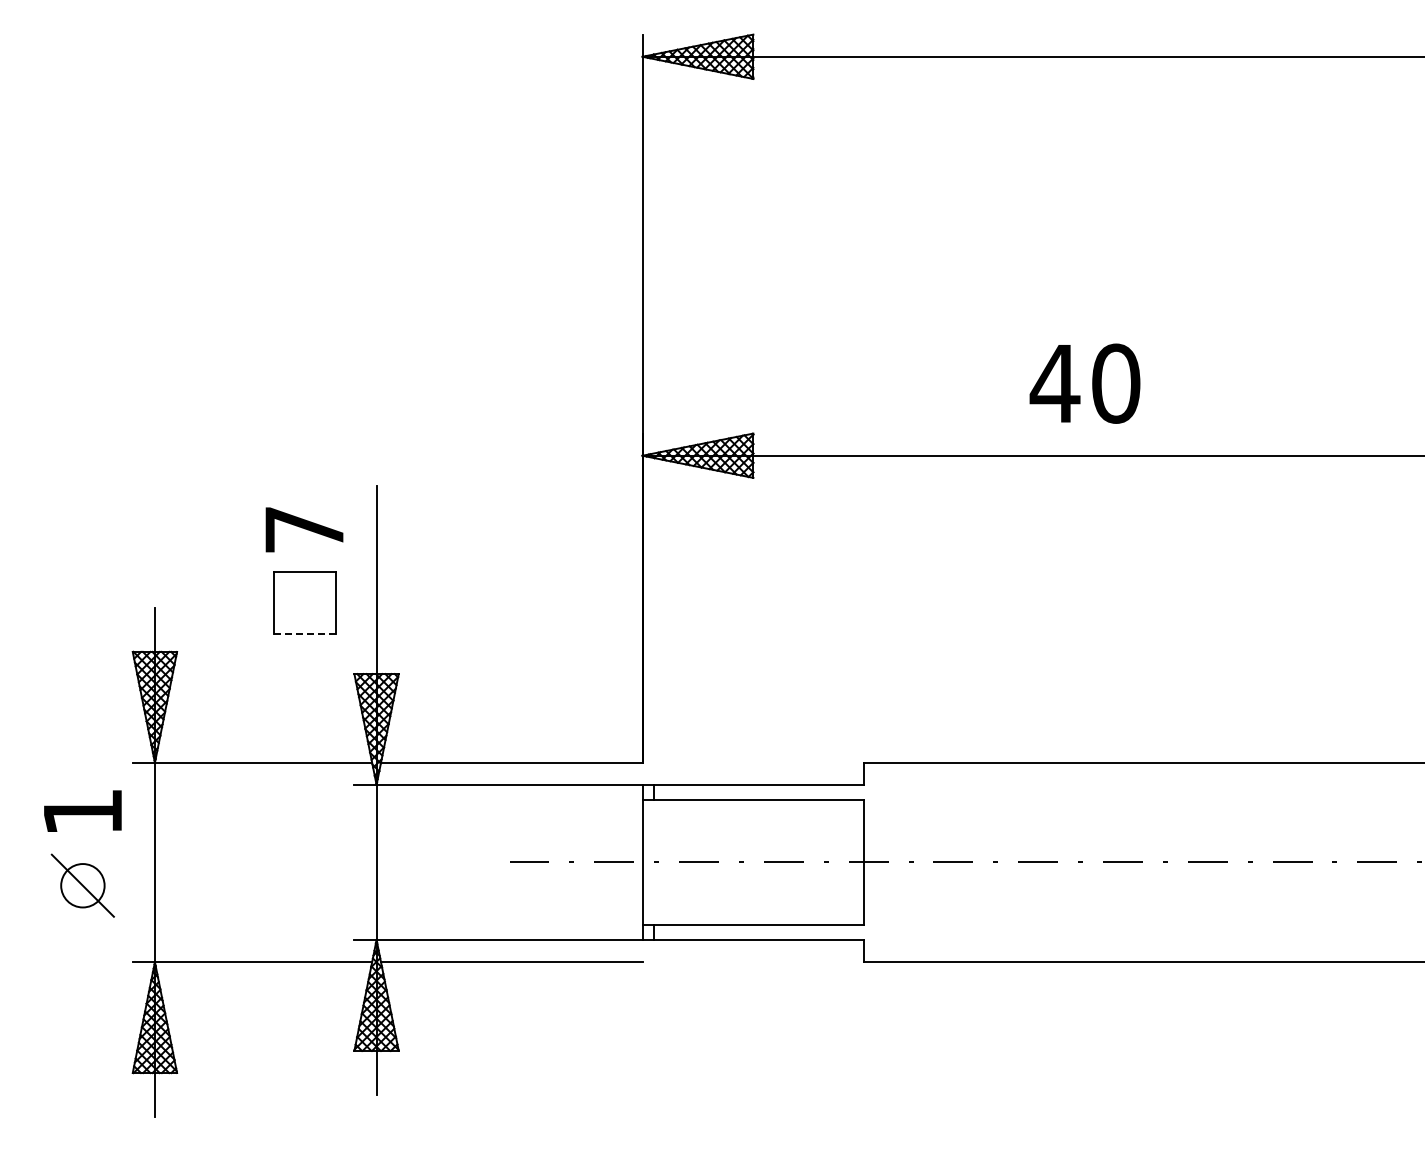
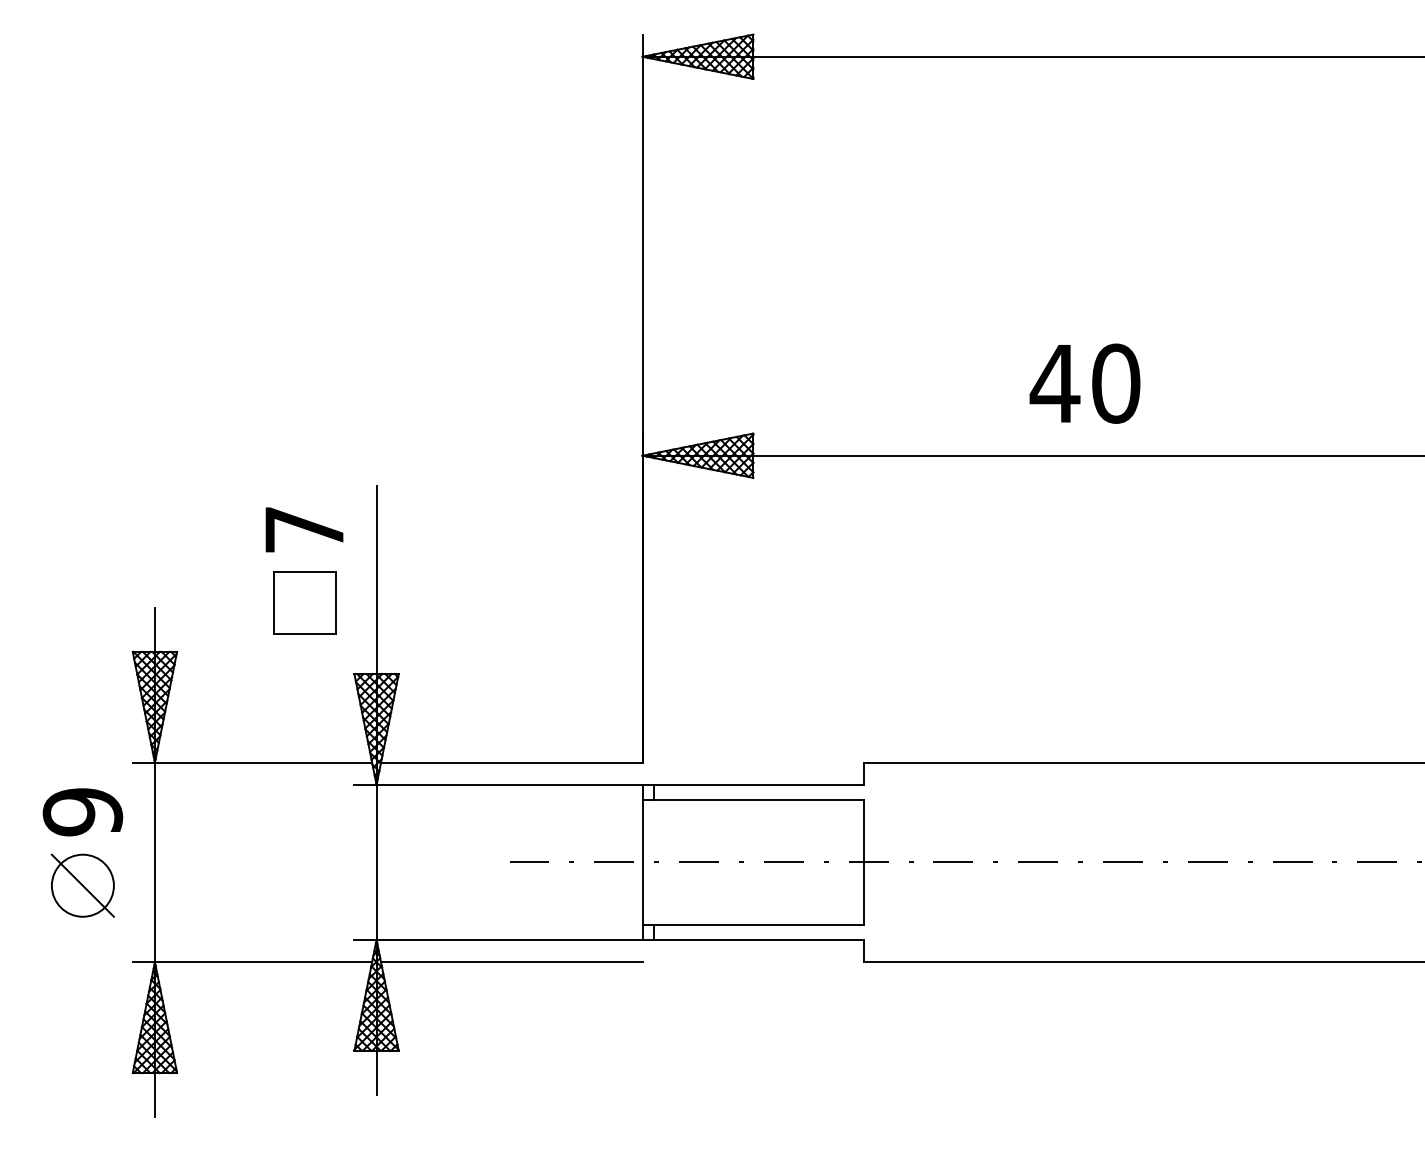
line: dashed -> solid (305, 634)
text: 1 -> 9 (82, 812)
circle diameter: 43 px -> 62 px (82, 885)
